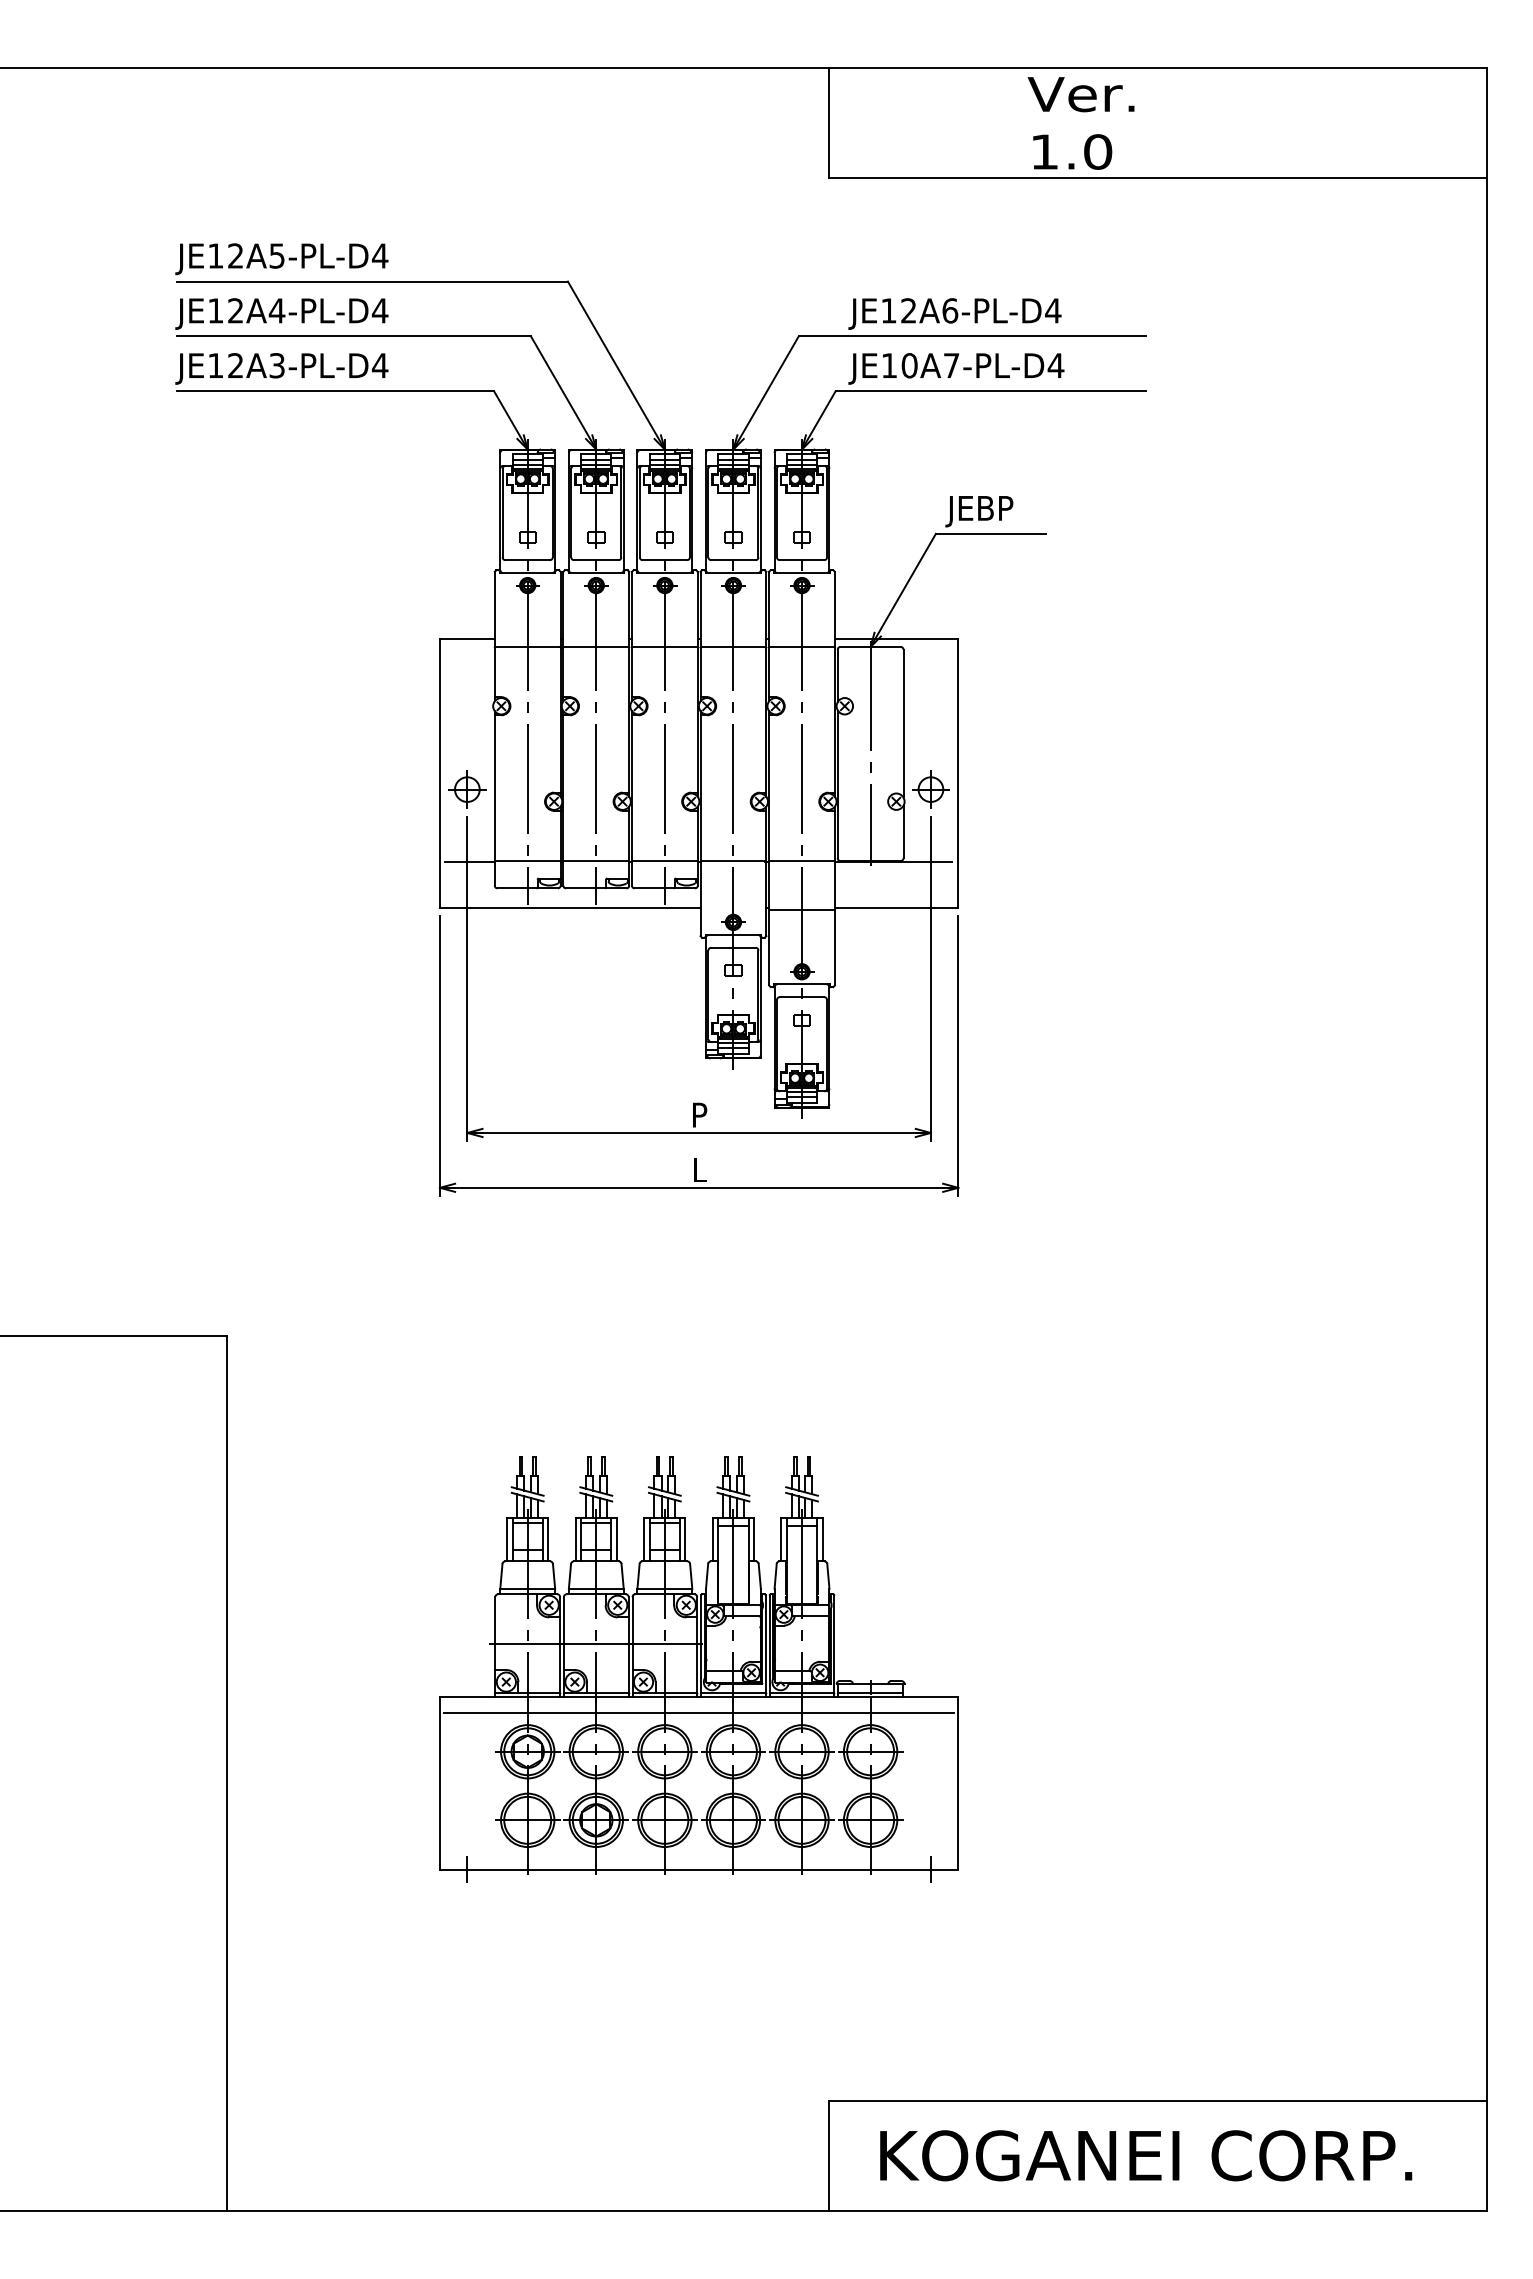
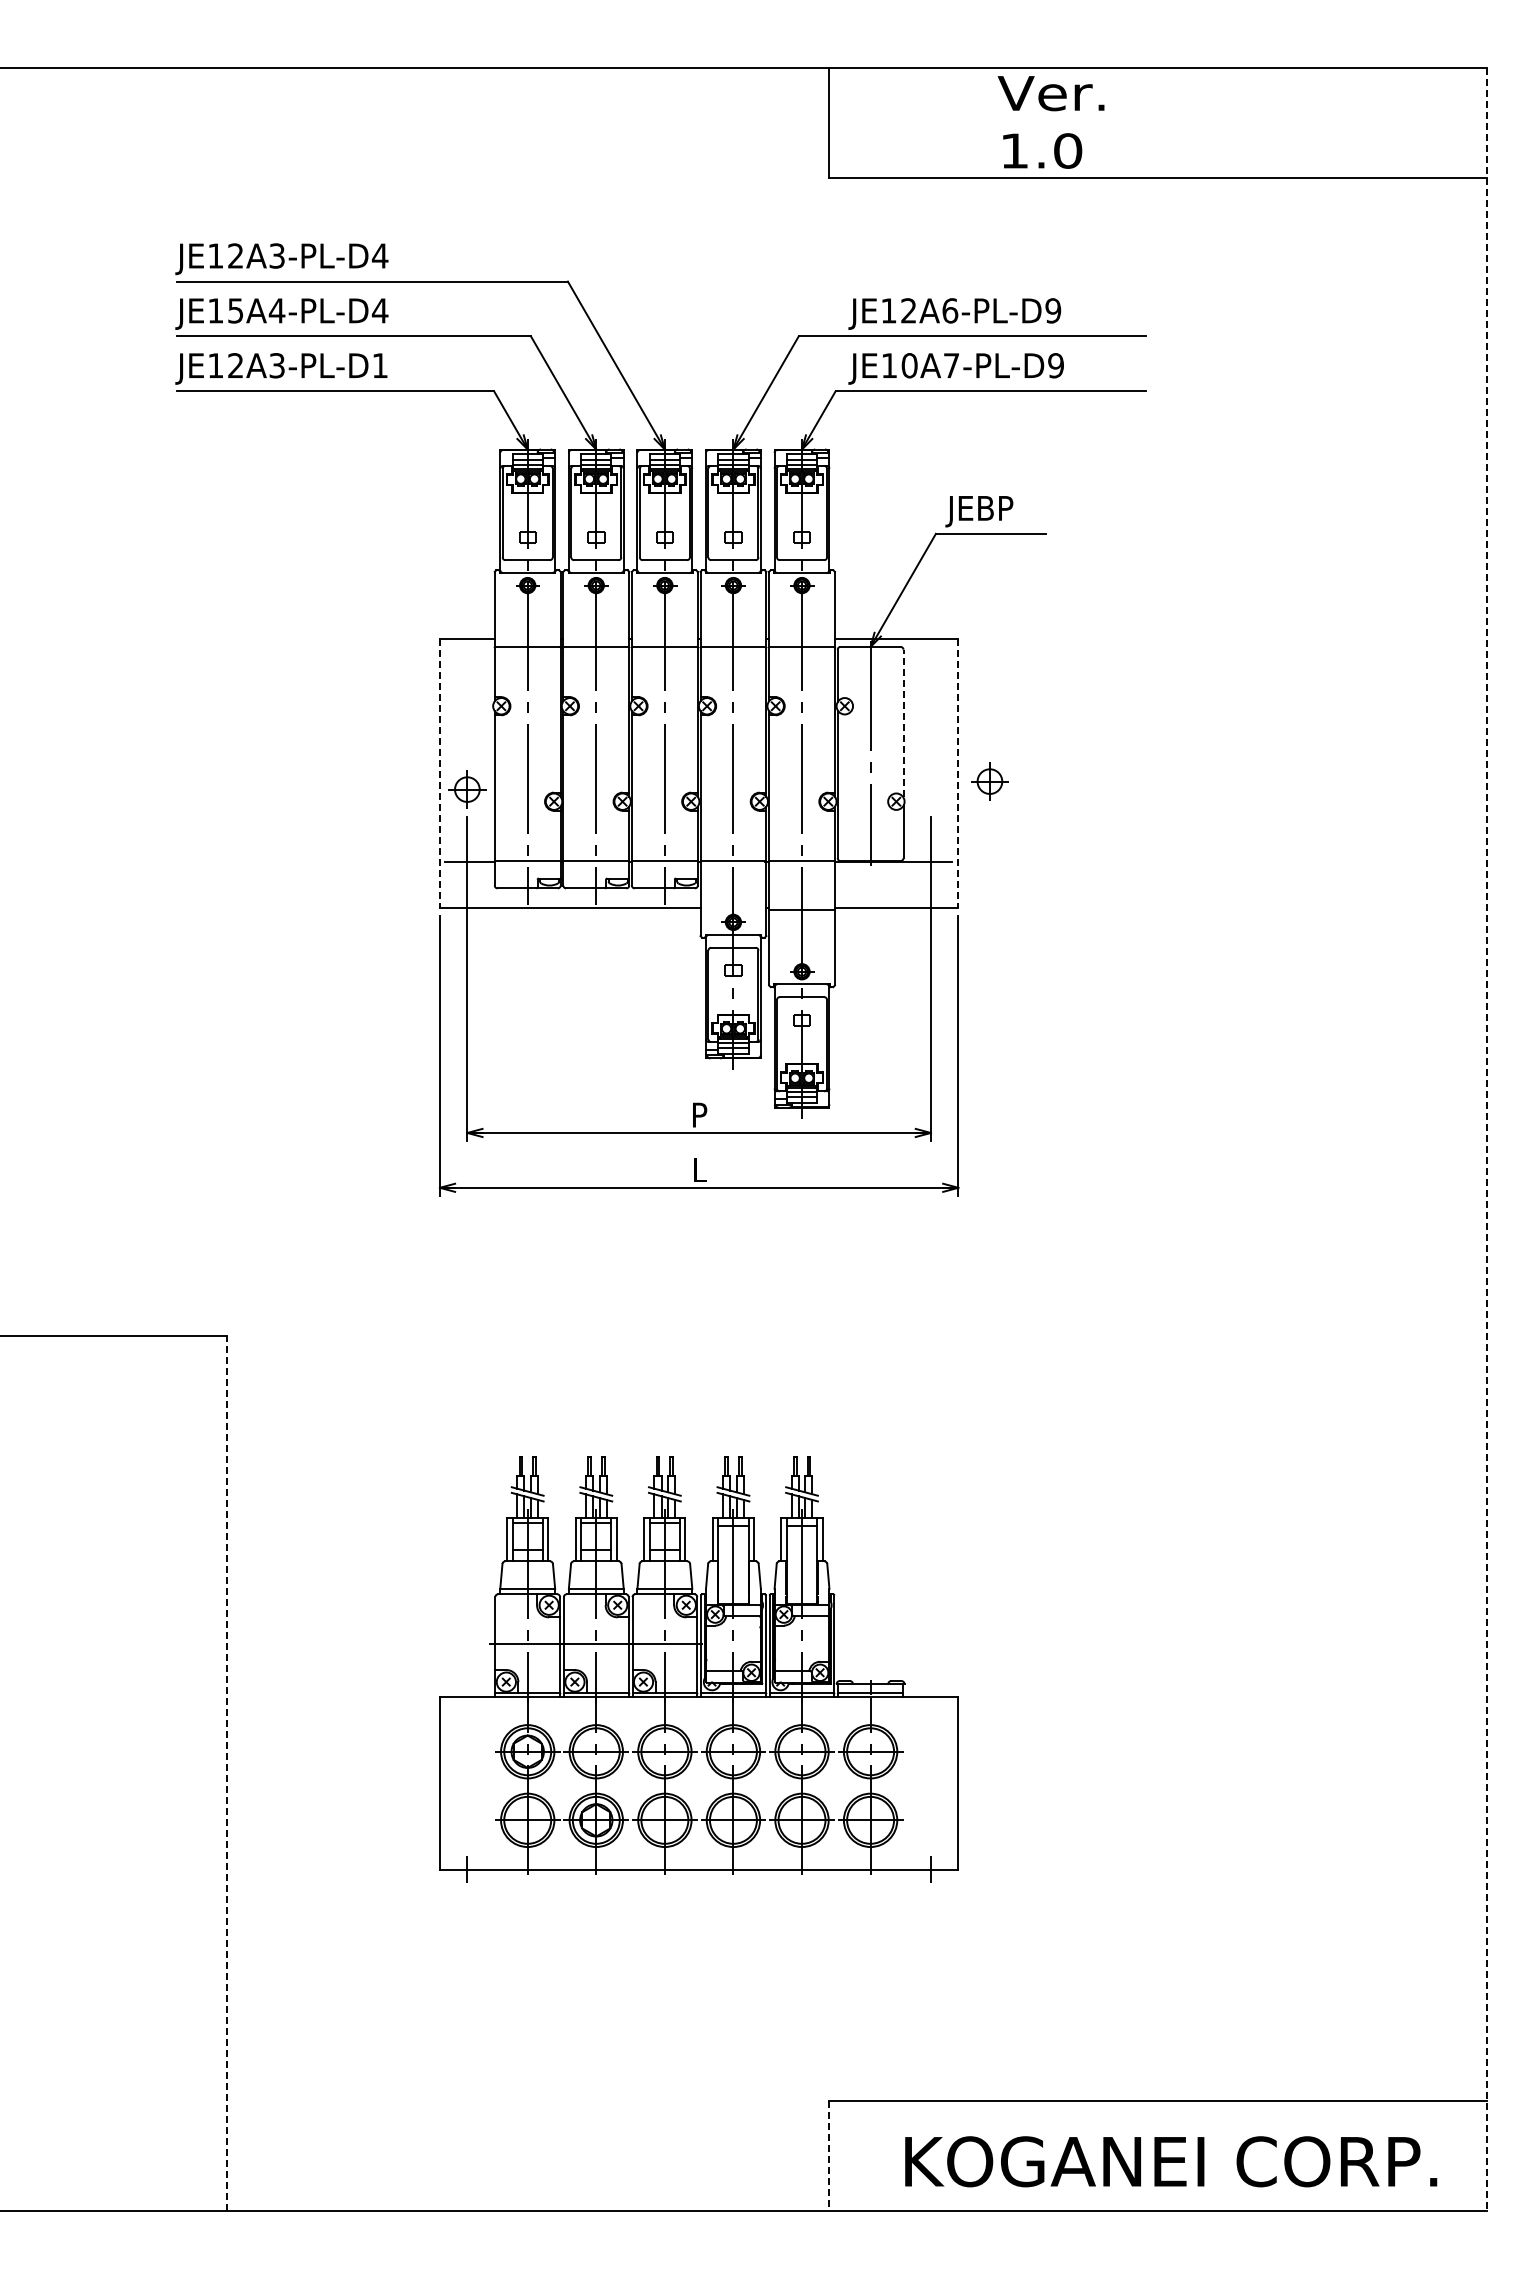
text position: (1080, 123) -> (1050, 122) (1050, 122)
text: JE12A5-PL-D4 -> JE12A3-PL-D4 (277, 255)
text: JE12A4-PL-D4 -> JE15A4-PL-D4 (235, 310)
text: JE12A6-PL-D4 -> JE12A6-PL-D9 (1053, 310)
text: JE12A3-PL-D4 -> JE12A3-PL-D1 (379, 365)
text: JE10A7-PL-D4 -> JE10A7-PL-D9 (1055, 365)
line: solid -> dashed (903, 723)
line: solid -> dashed (439, 773)
line: solid -> dashed (958, 773)
part position: (930, 789) -> (989, 781) (989, 781)
line: solid -> dashed (1486, 1139)
line: present -> none (698, 1713)
line: solid -> dashed (227, 1773)
line: solid -> dashed (828, 2155)
text position: (1146, 2155) -> (1171, 2161) (1171, 2161)
